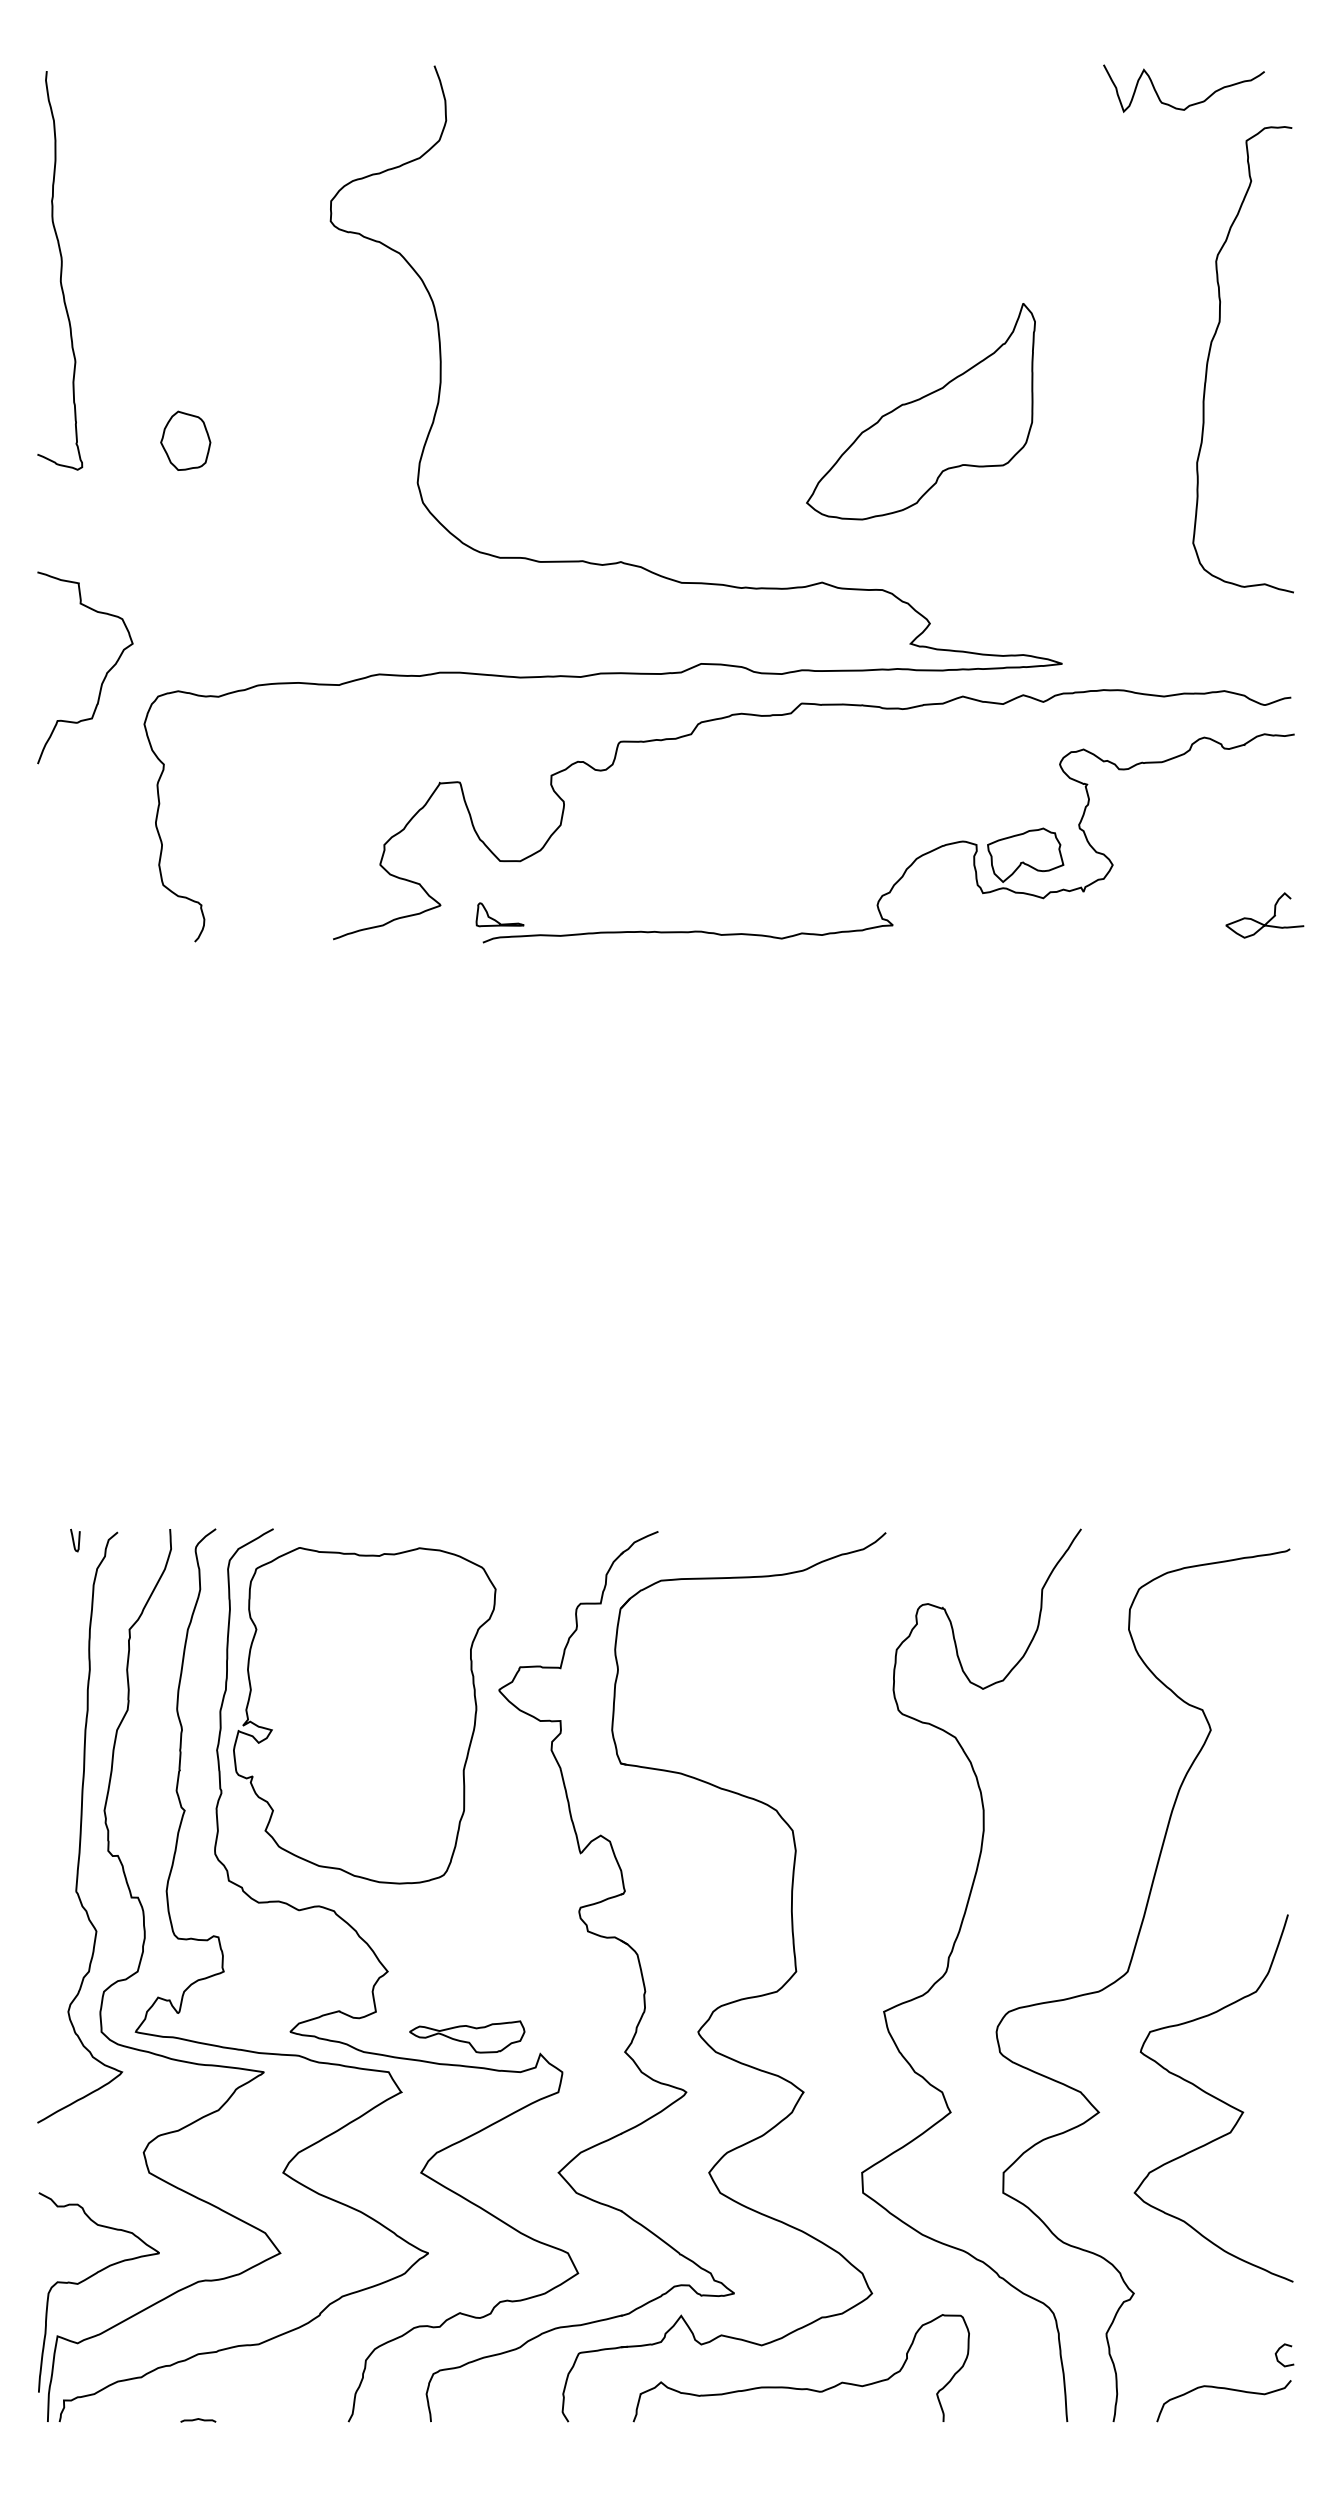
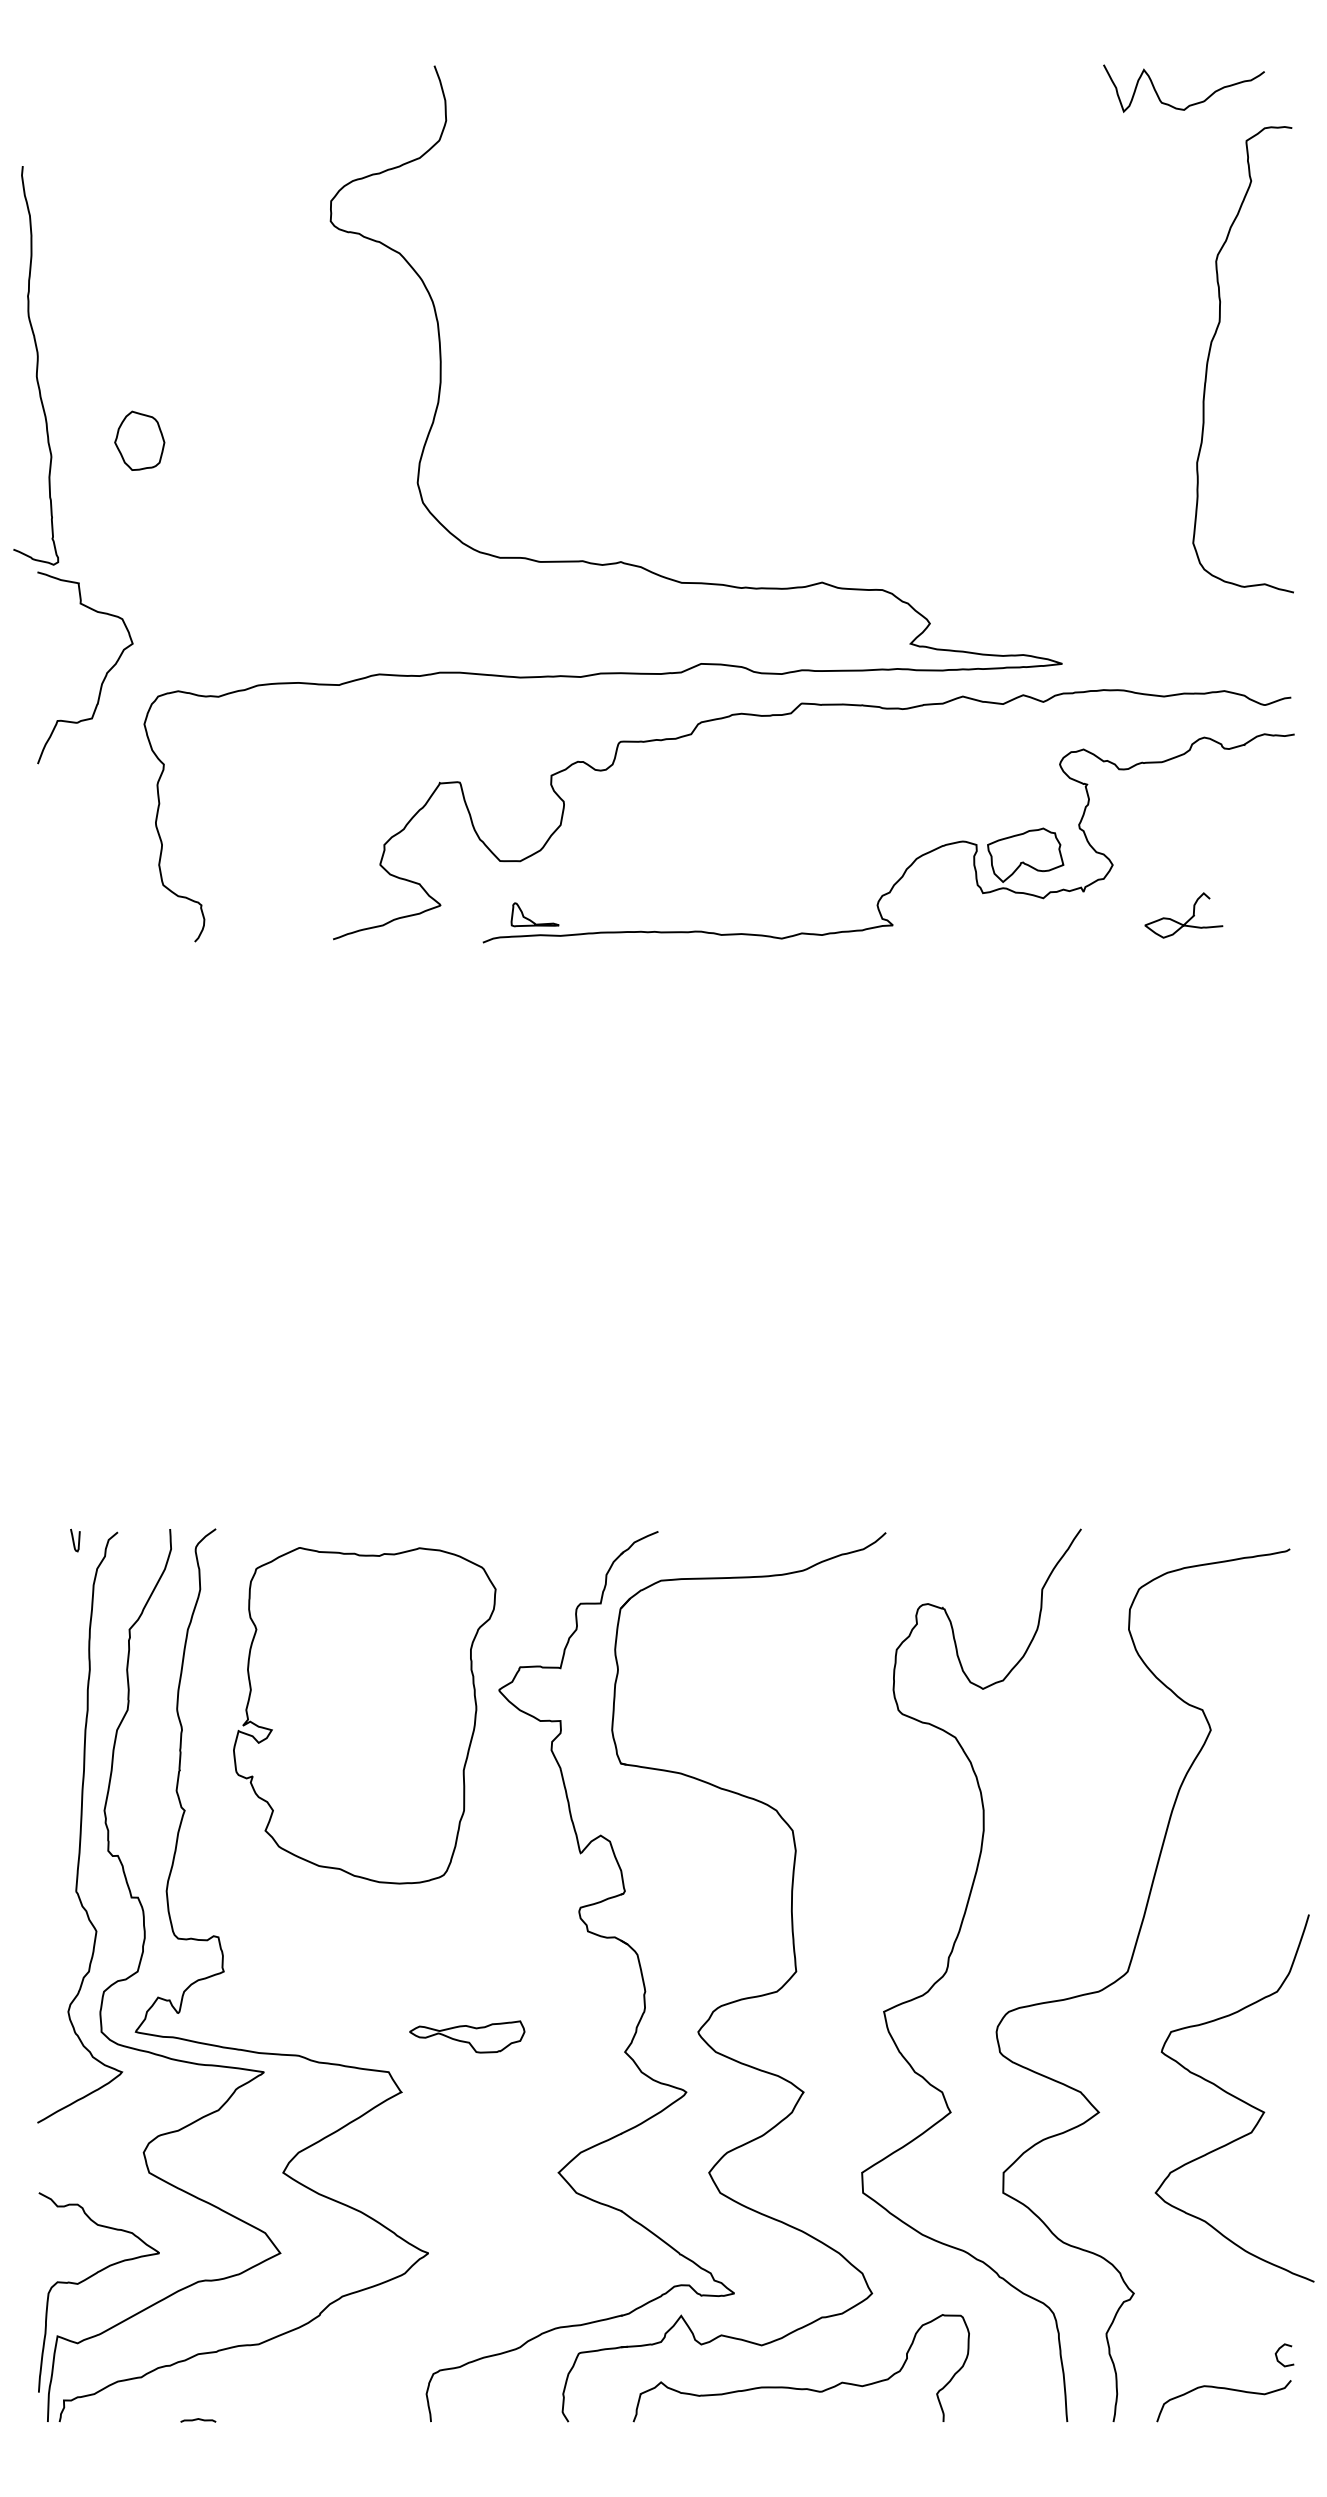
curve position: (60, 270) -> (36, 365) (36, 365)
part: present -> none (920, 411)
part position: (185, 440) -> (139, 440) (139, 440)
curve position: (1269, 919) -> (1188, 919) (1188, 919)
part position: (497, 920) -> (532, 920) (532, 920)
curve: present -> none (388, 1972)
curve position: (1213, 2097) -> (1234, 2097) (1234, 2097)
